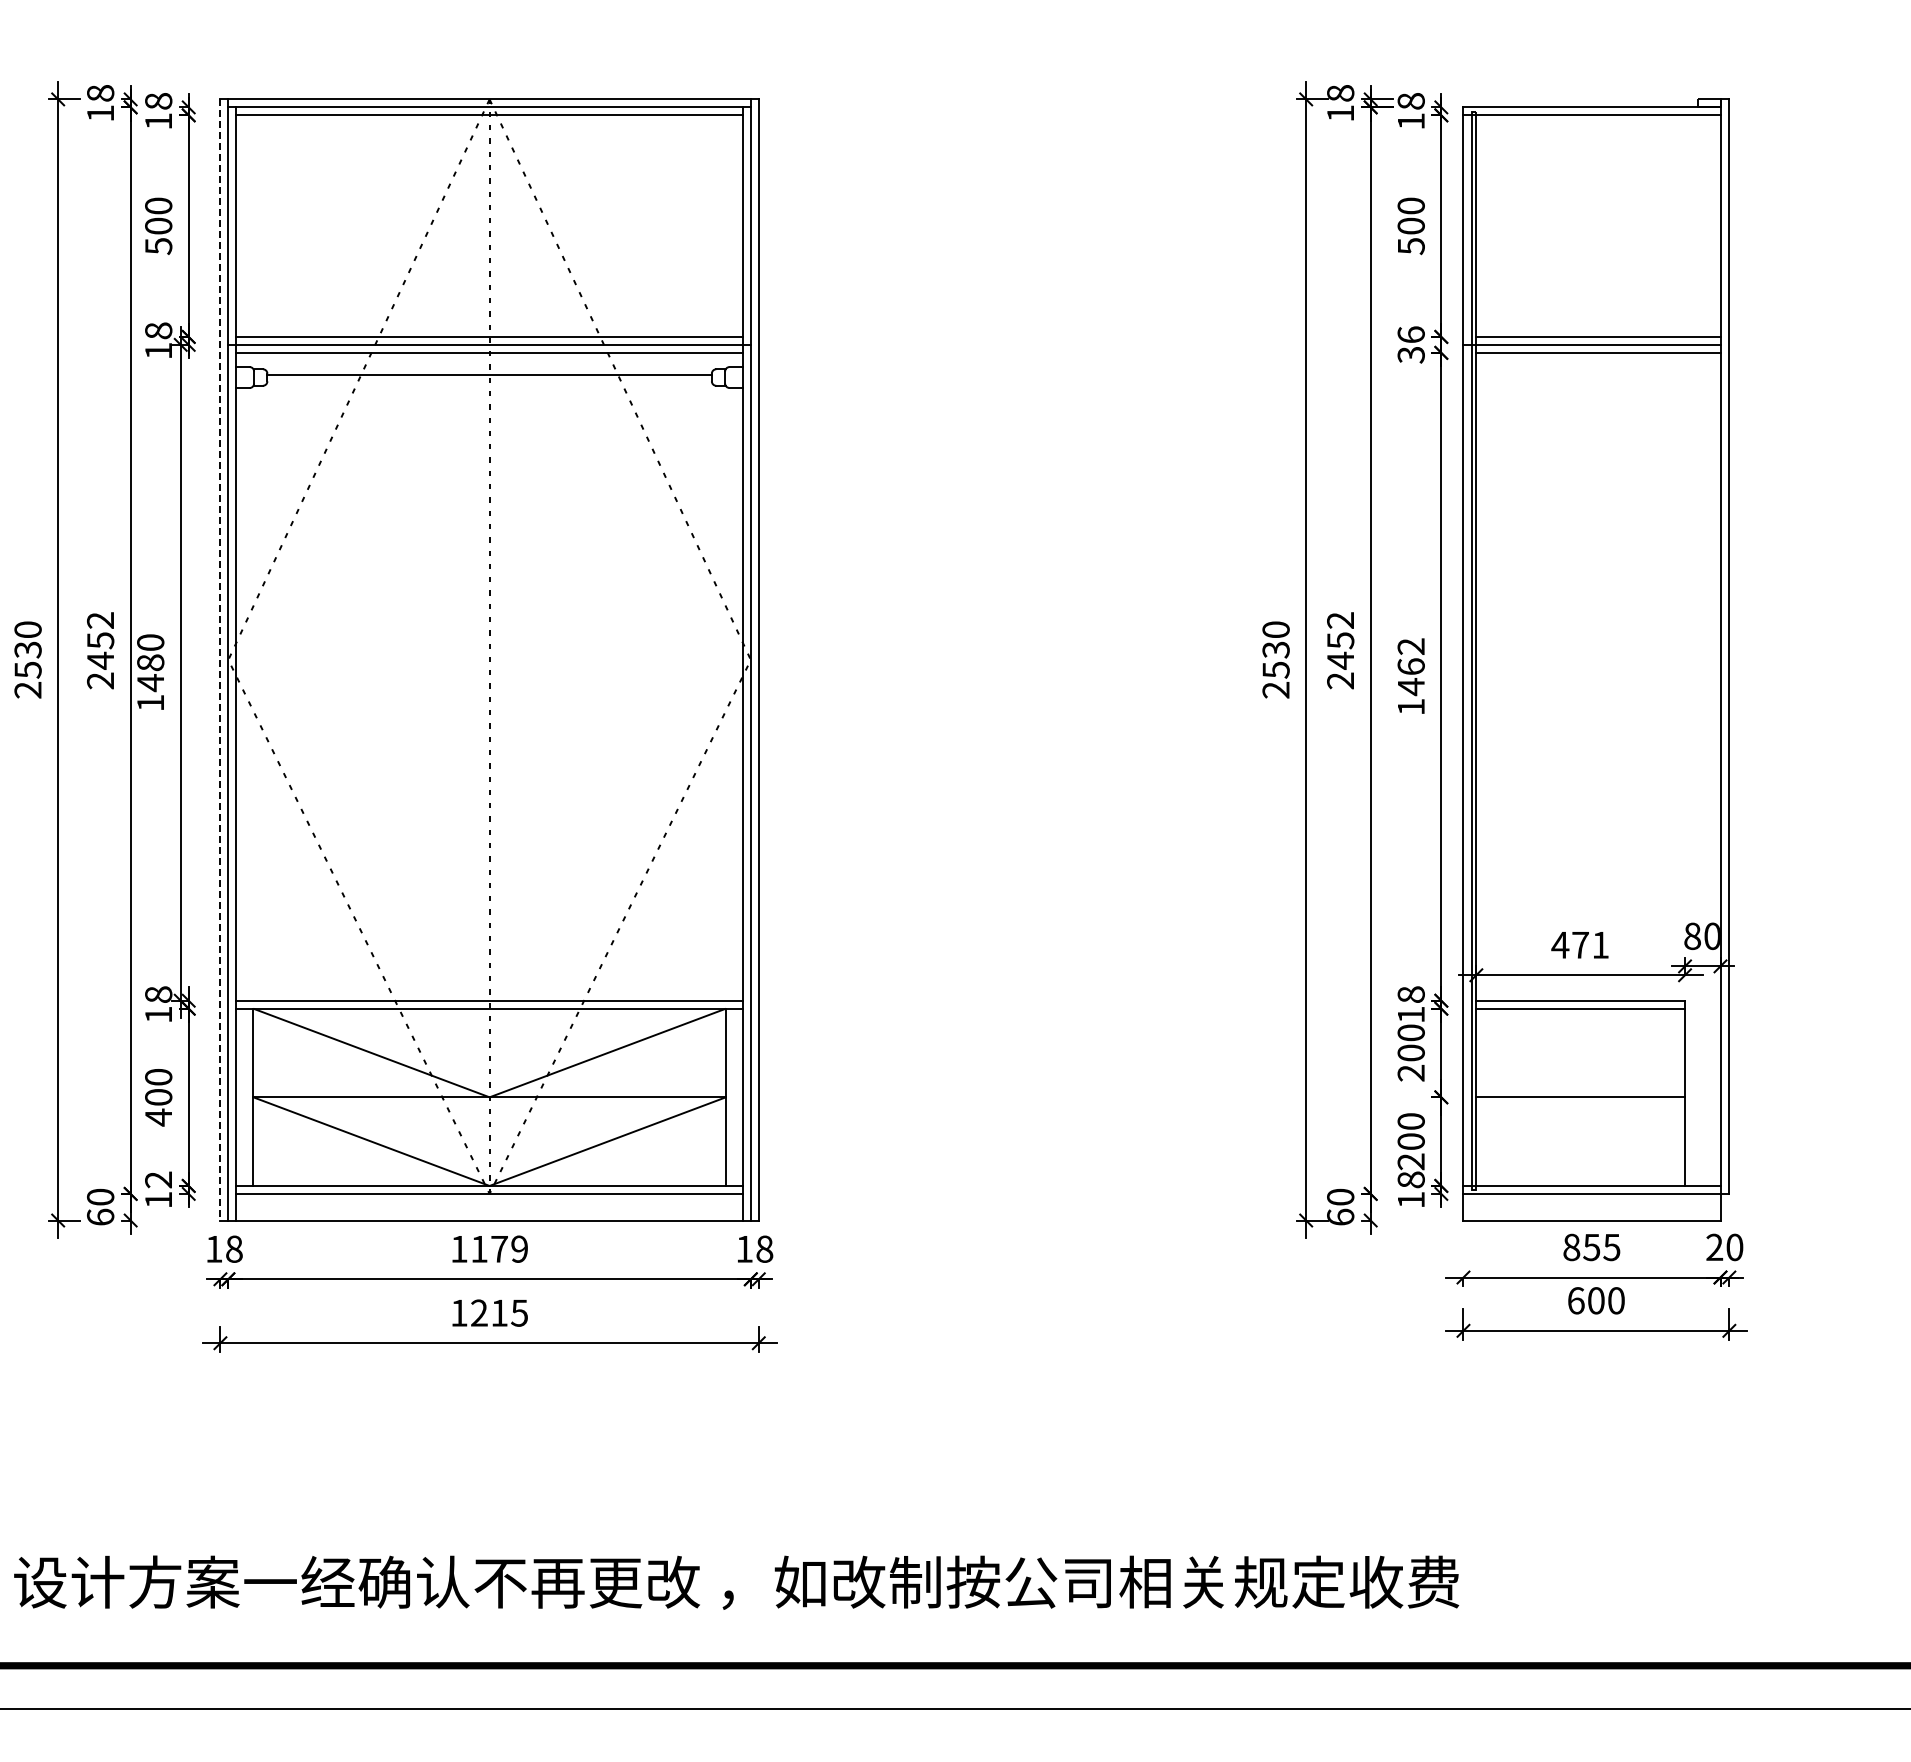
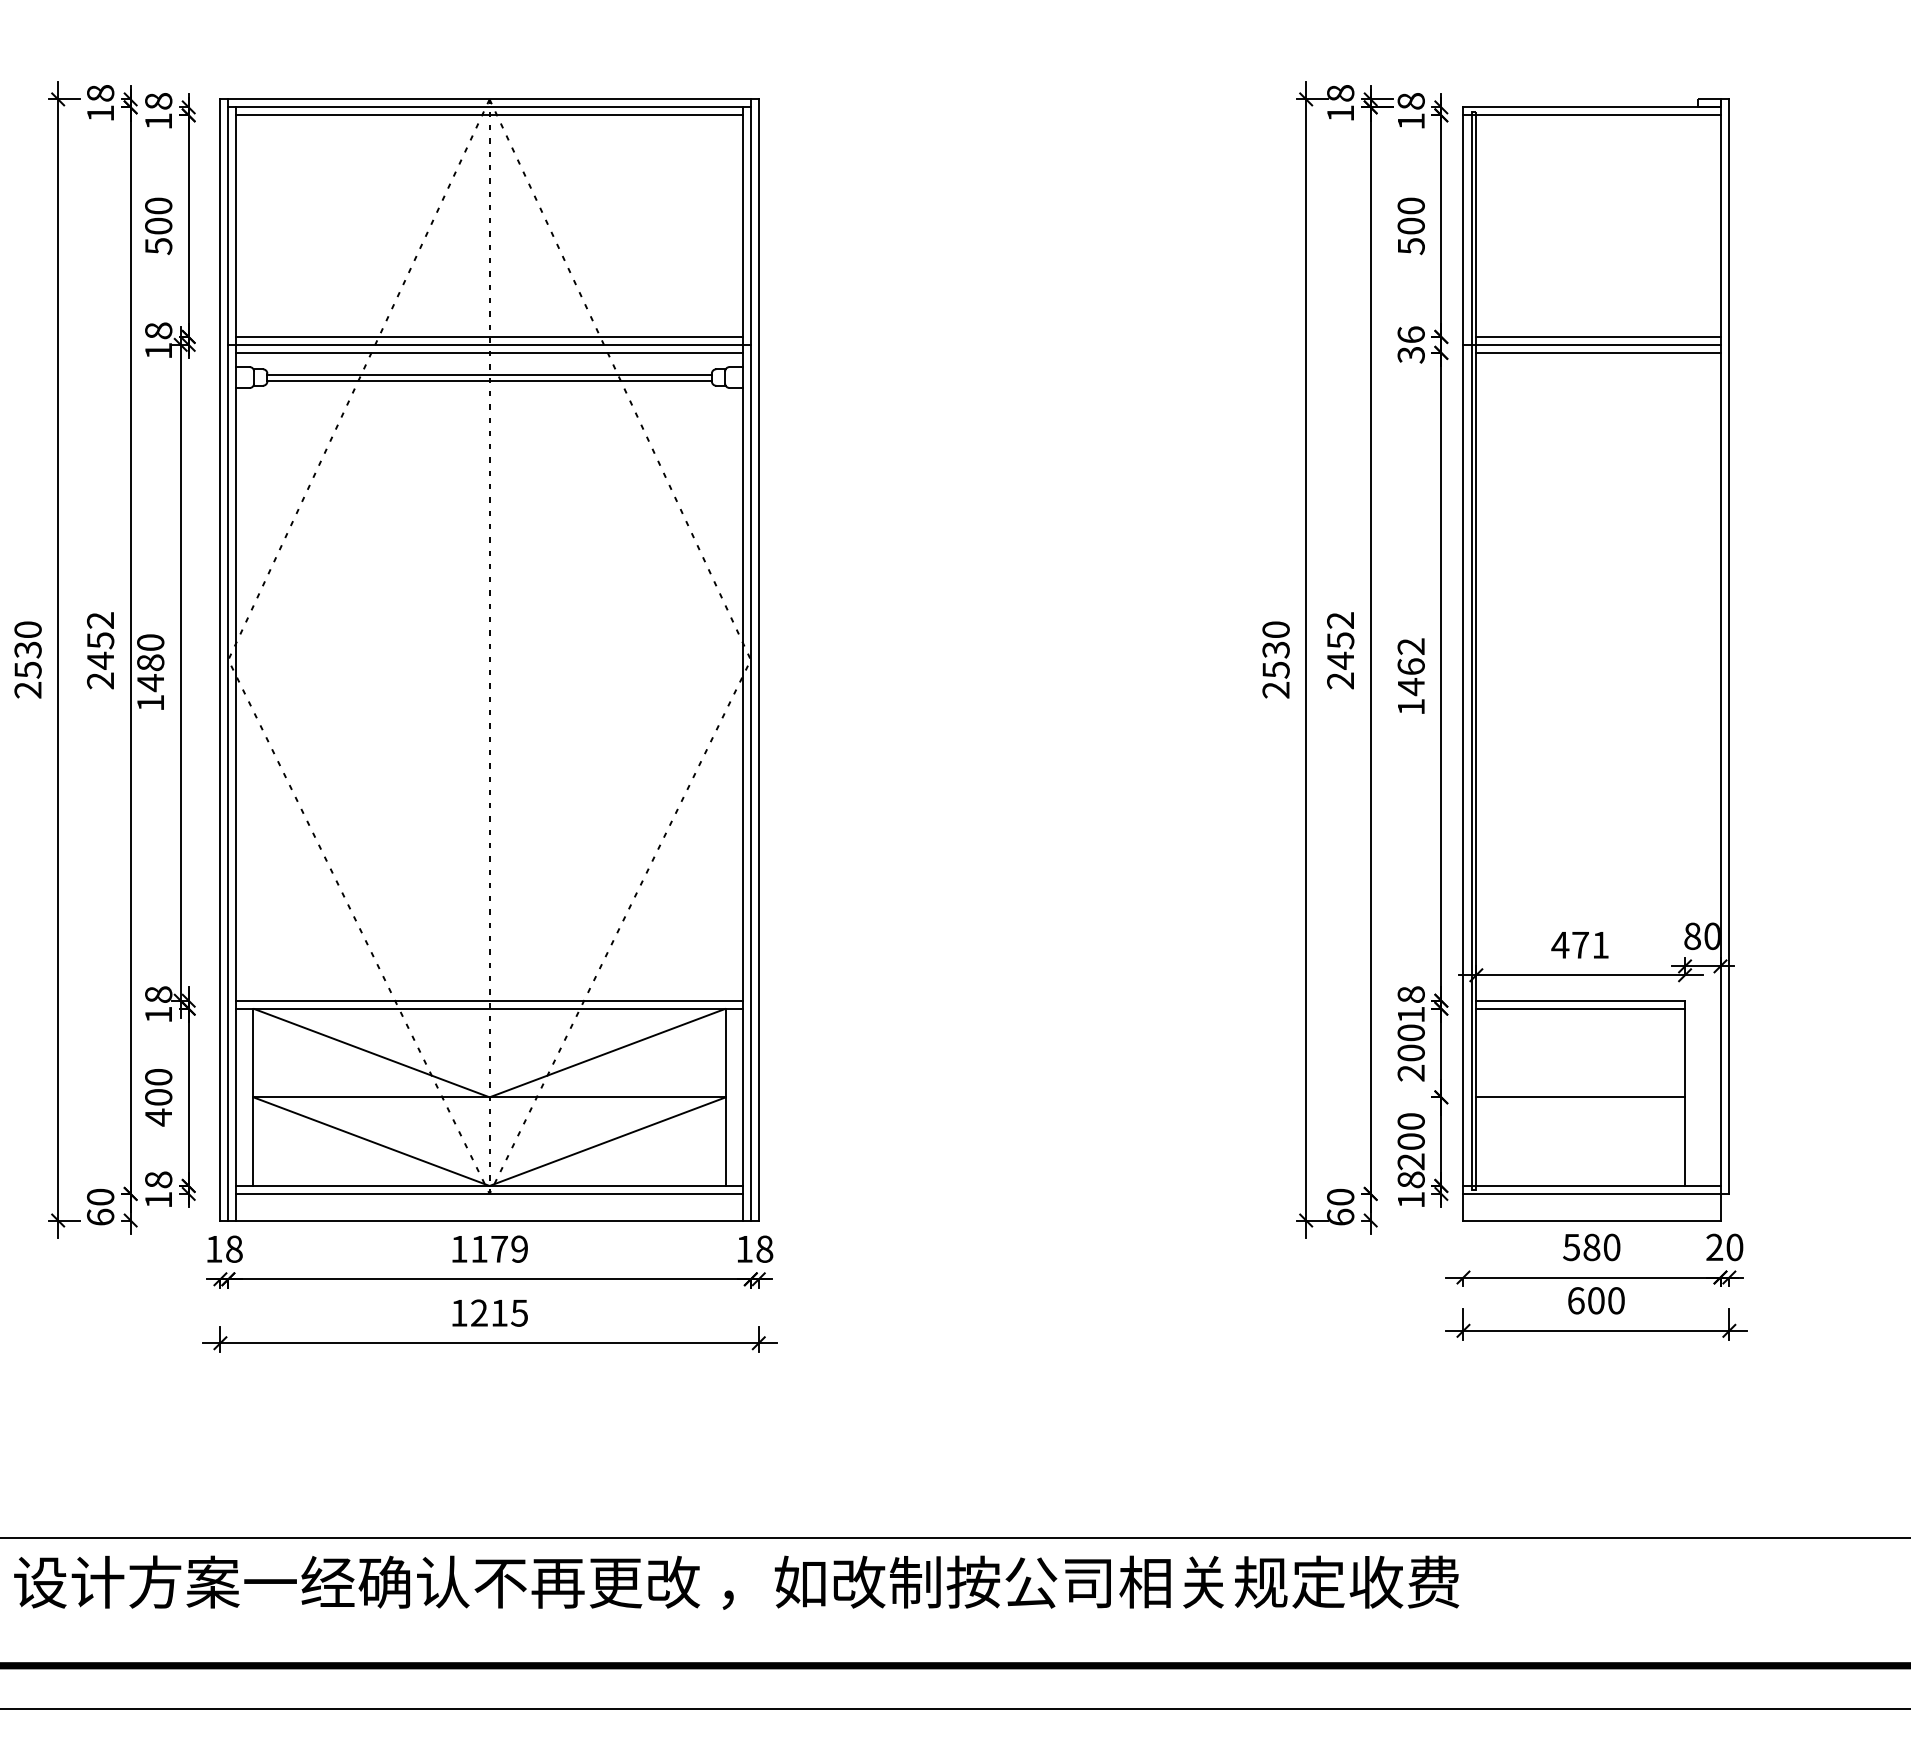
line: none -> present (489, 381)
line: dashed -> solid (220, 659)
text: 12 -> 18 (158, 1179)
text: 855 -> 580 (1591, 1247)
line: none -> present (954, 1537)
